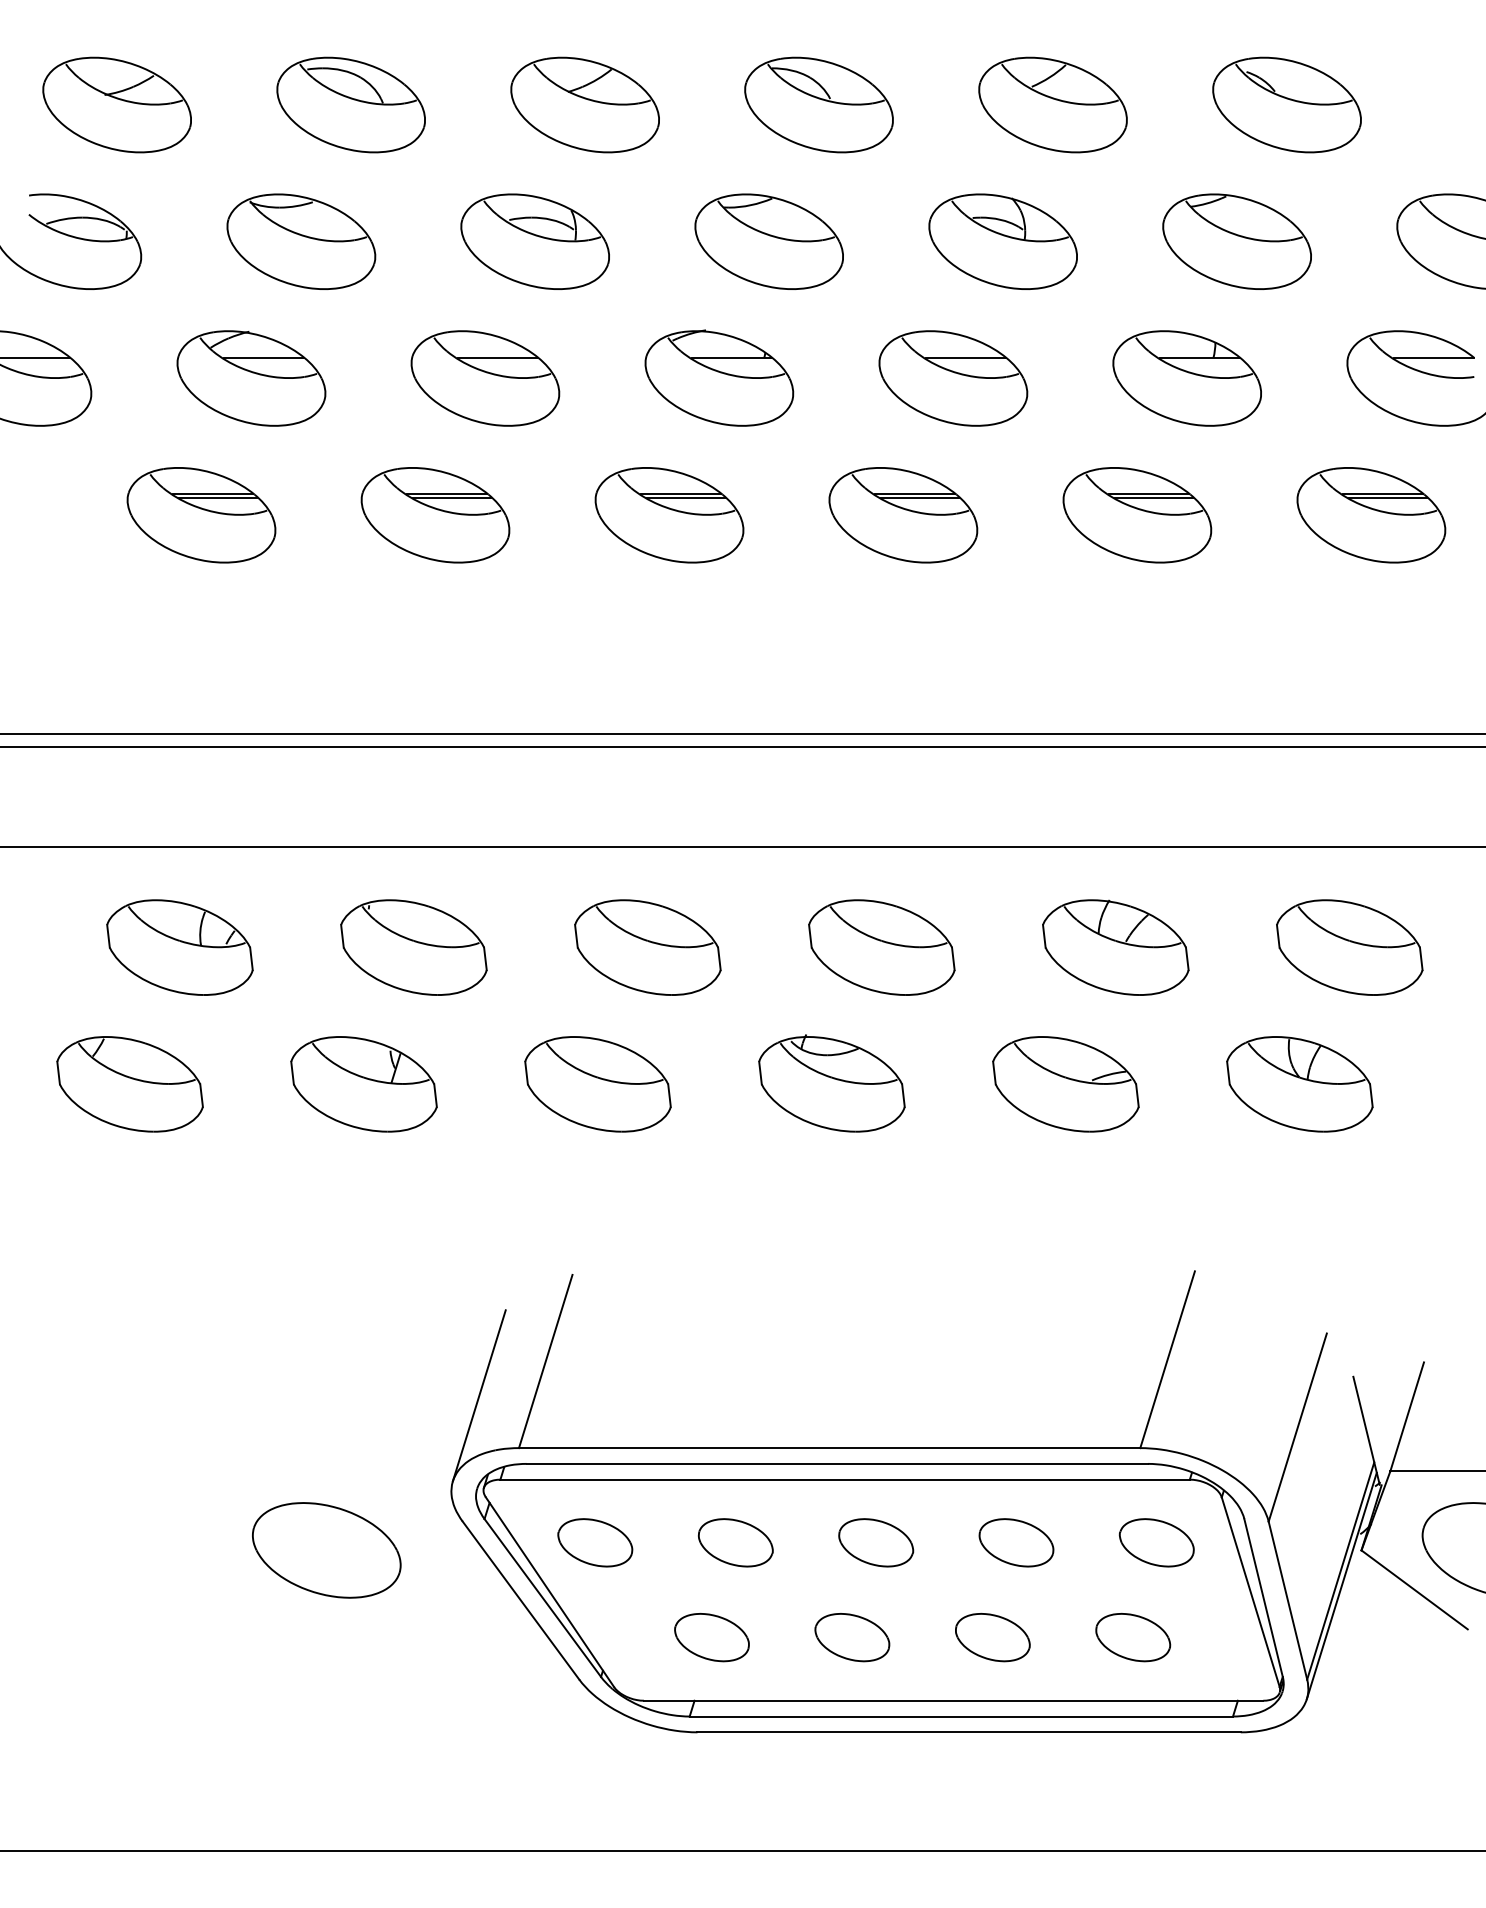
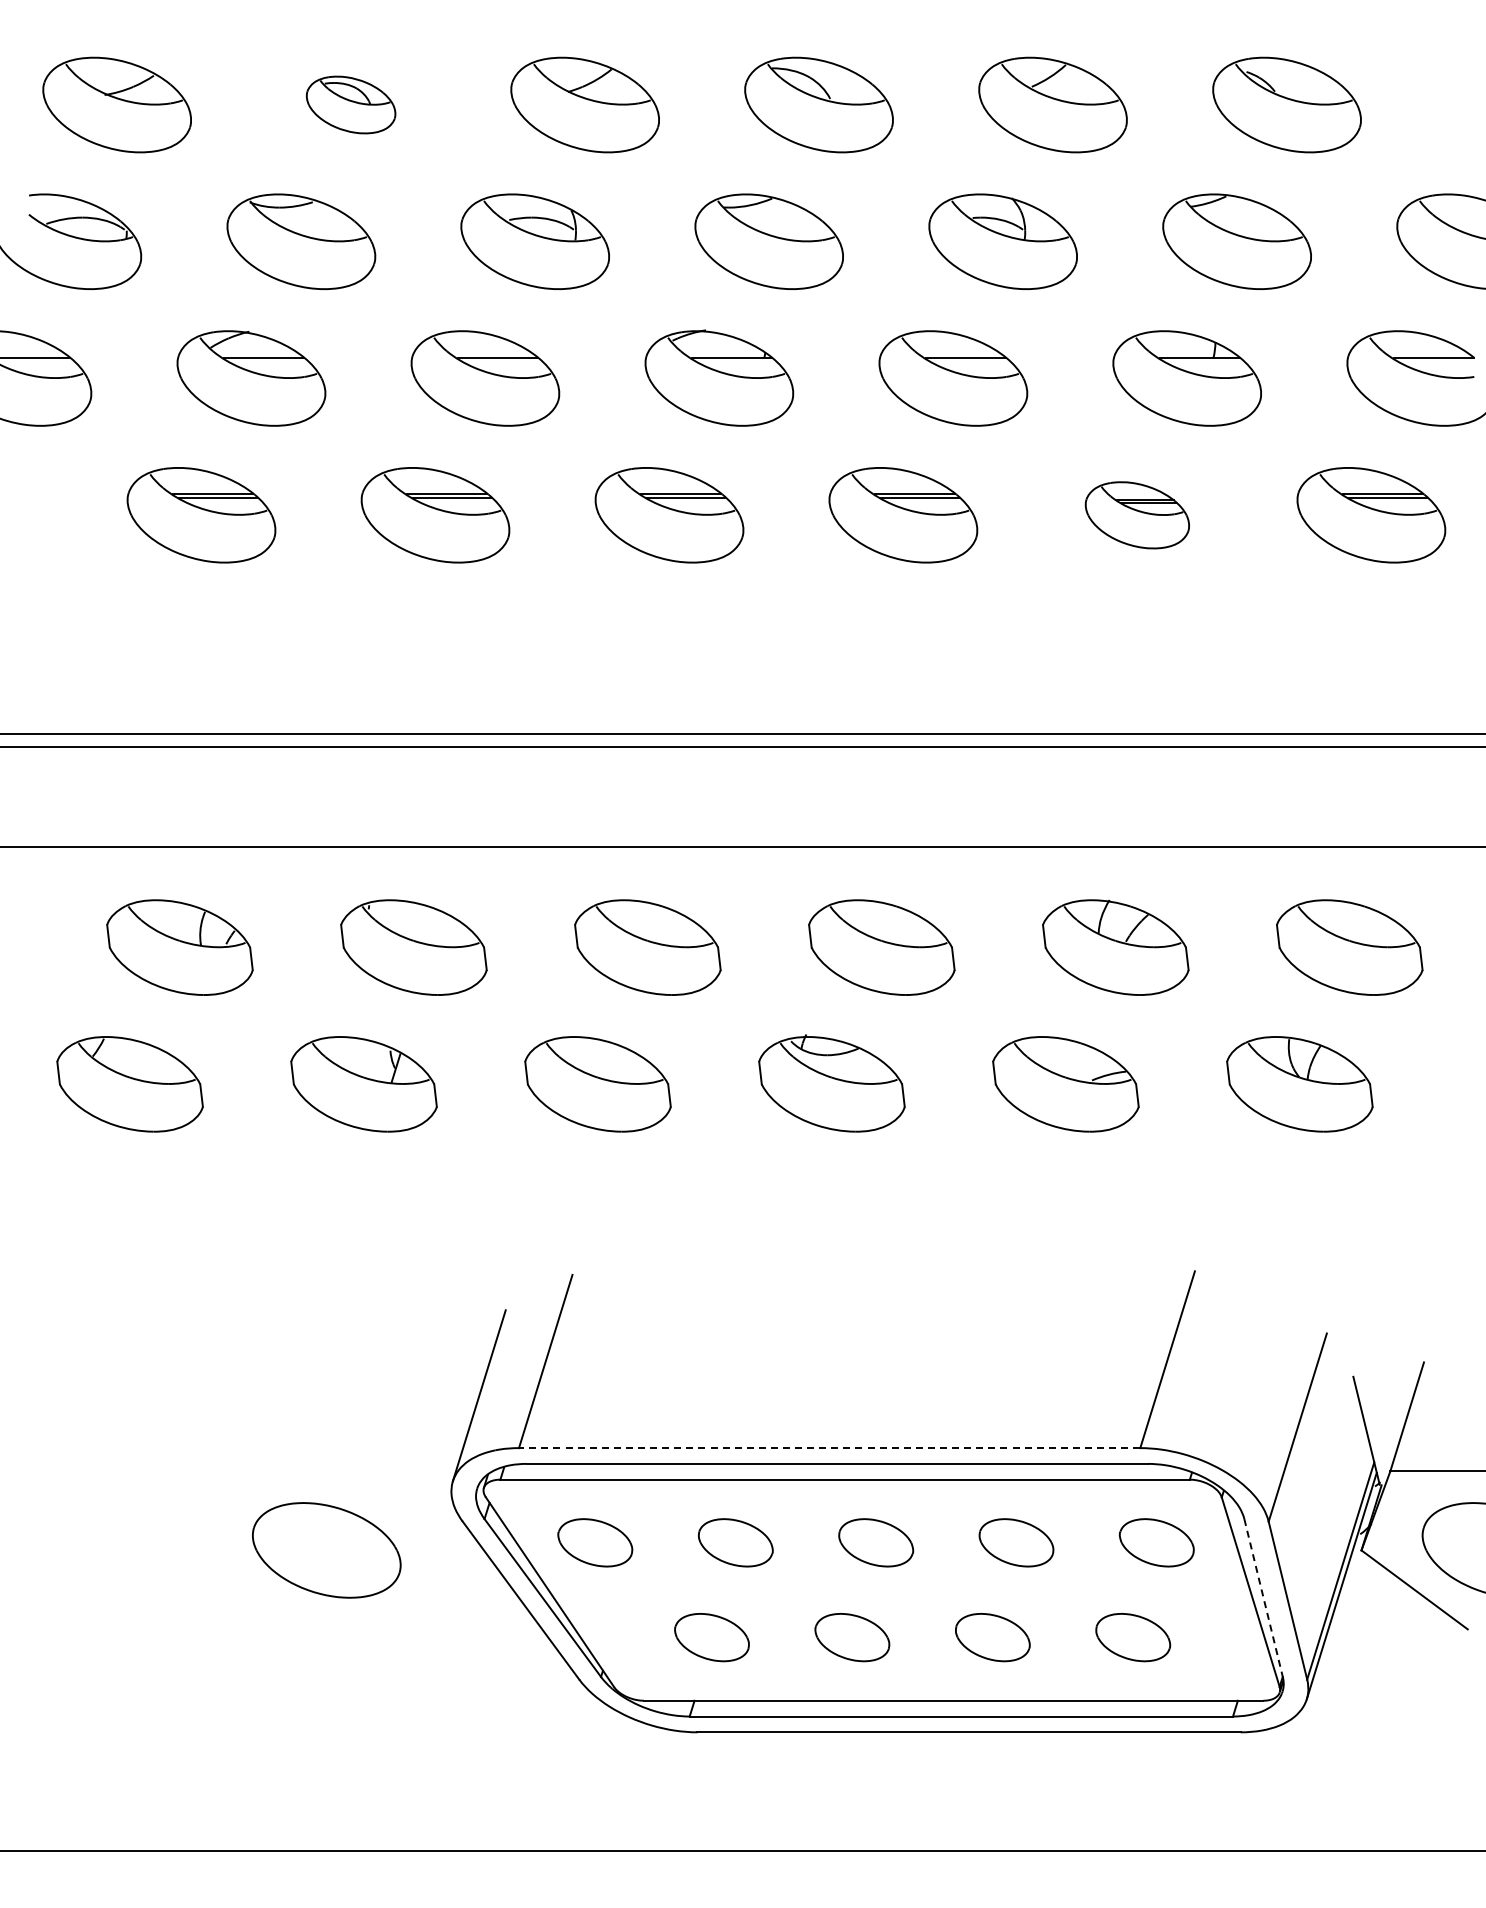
part size: 150x98 px -> 92x60 px (350, 104)
part size: 151x97 px -> 106x69 px (1136, 515)
line: solid -> dashed (829, 1448)
line: solid -> dashed (1263, 1598)
